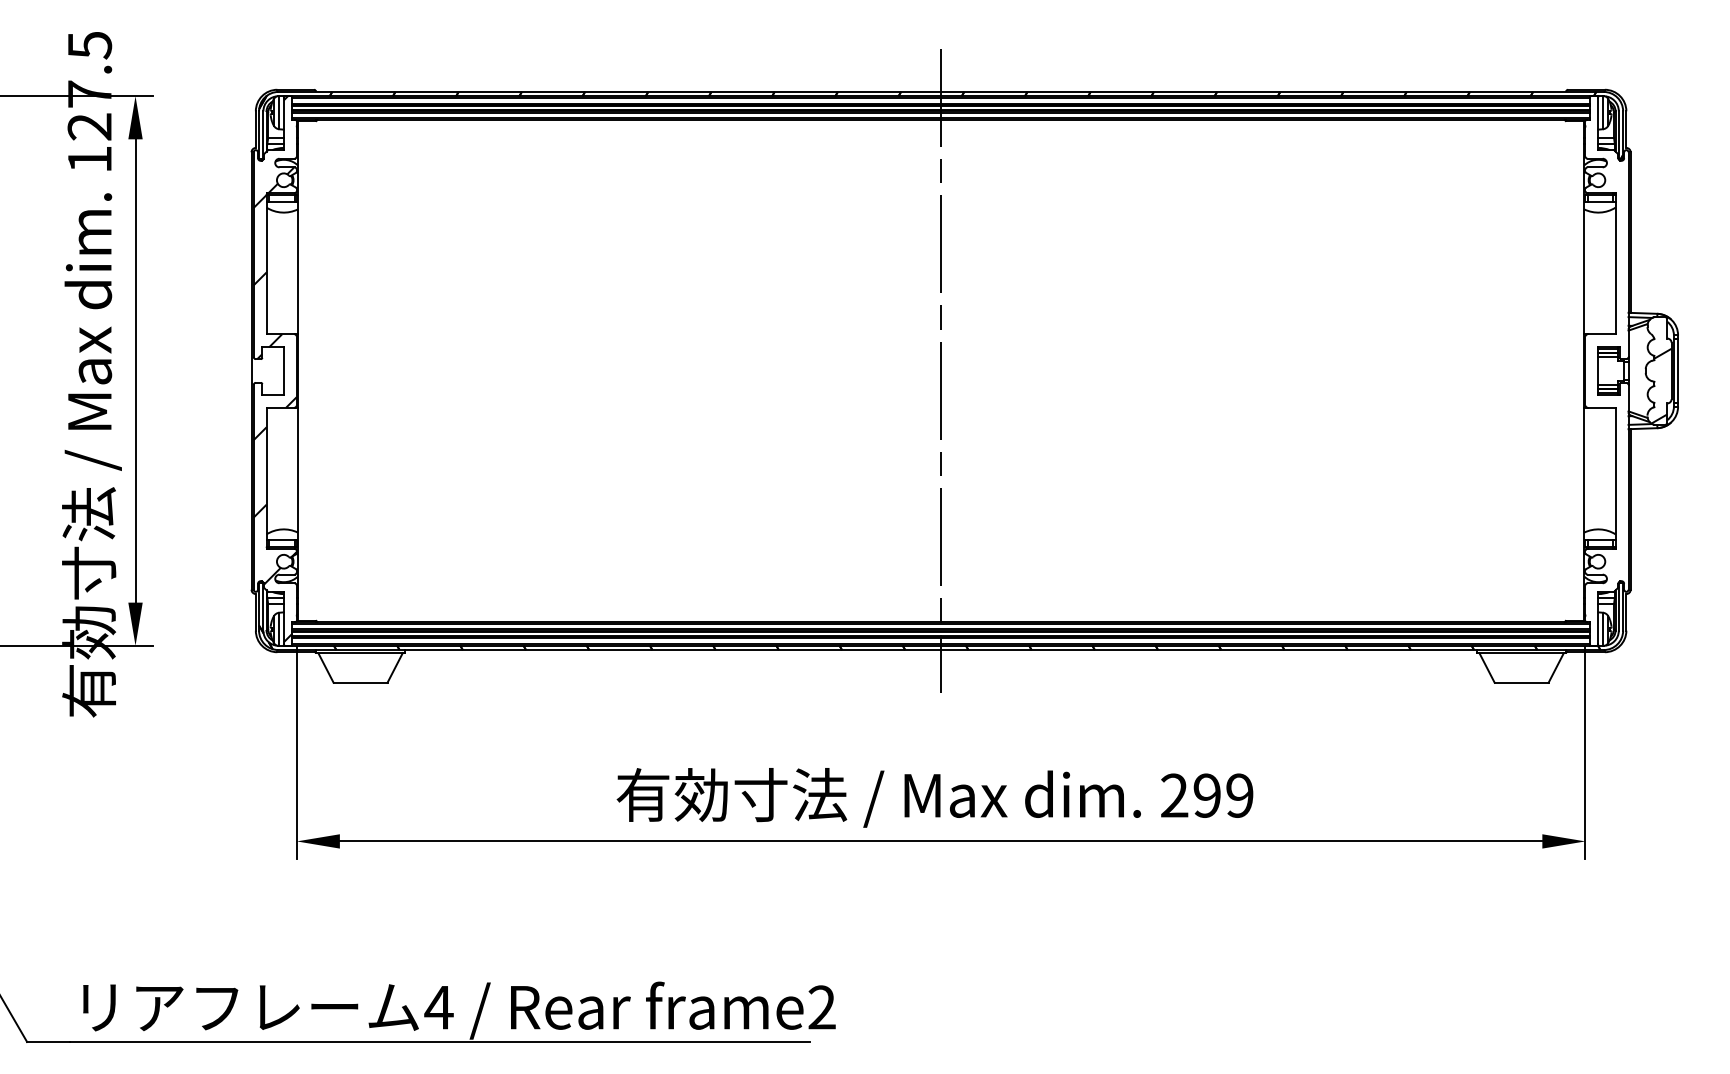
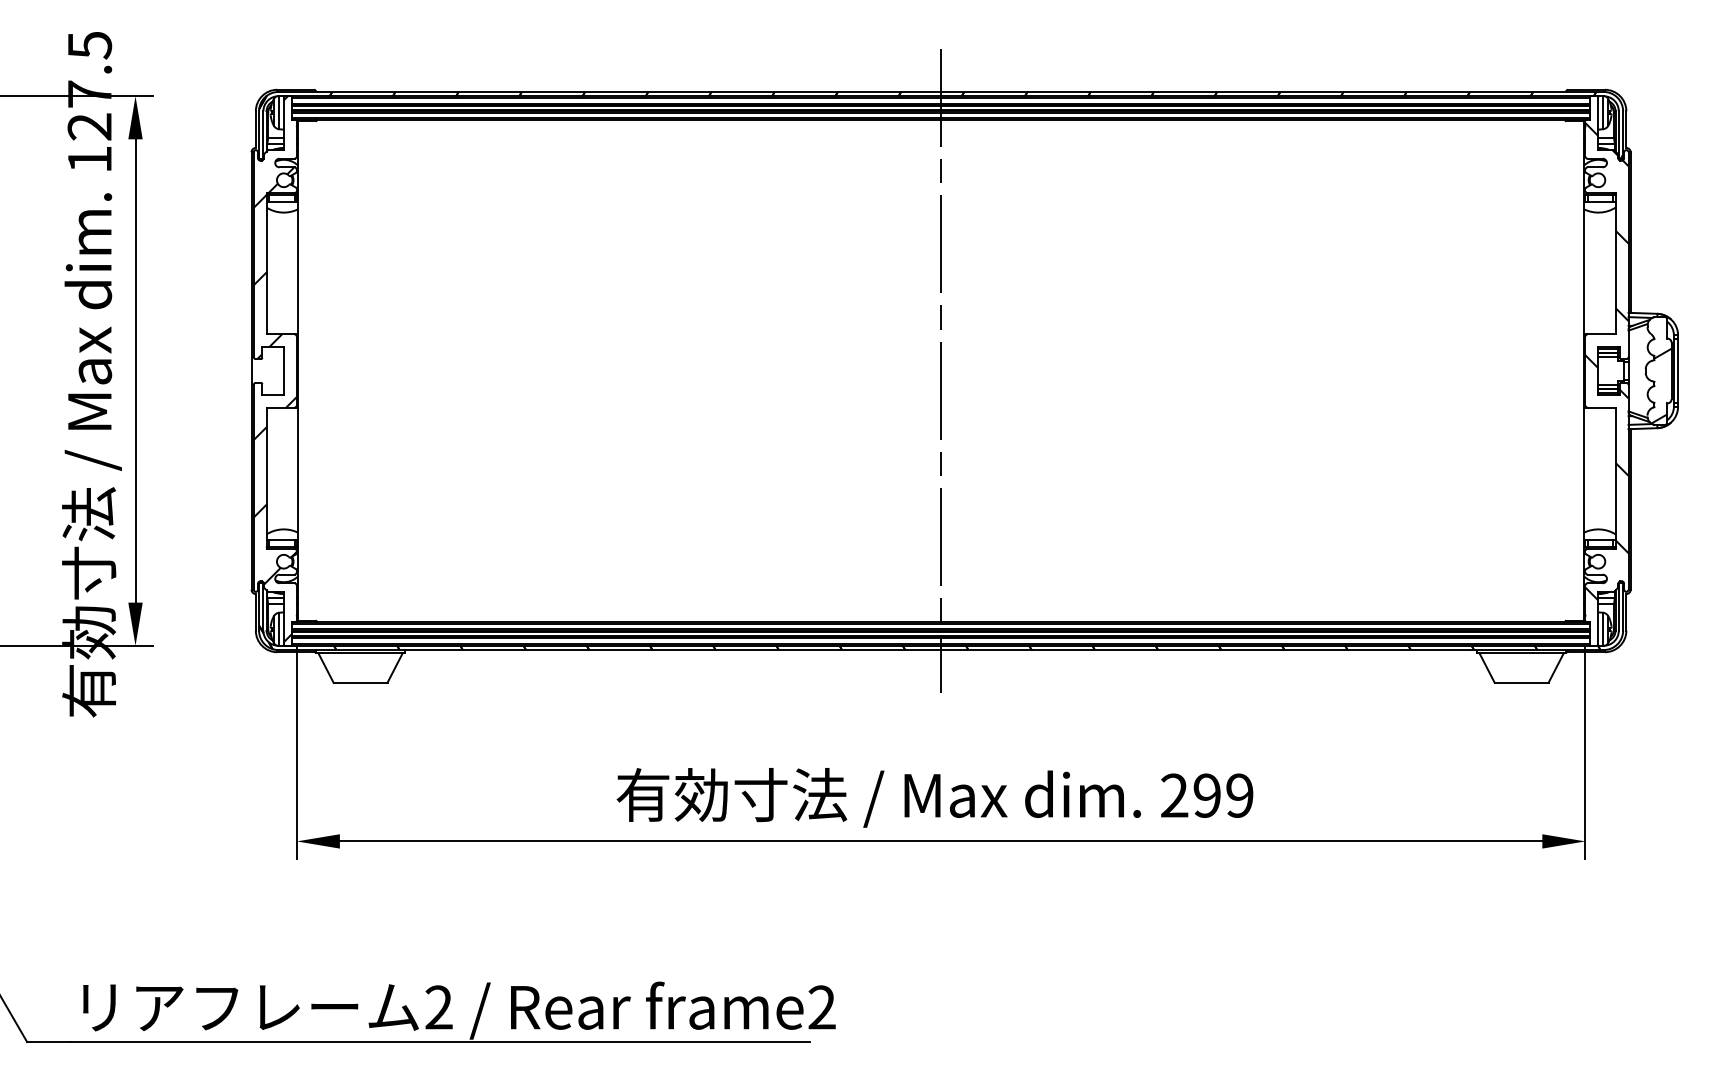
hatch: none -> present (1606, 361)
text: 4 -> 2 (438, 1007)
